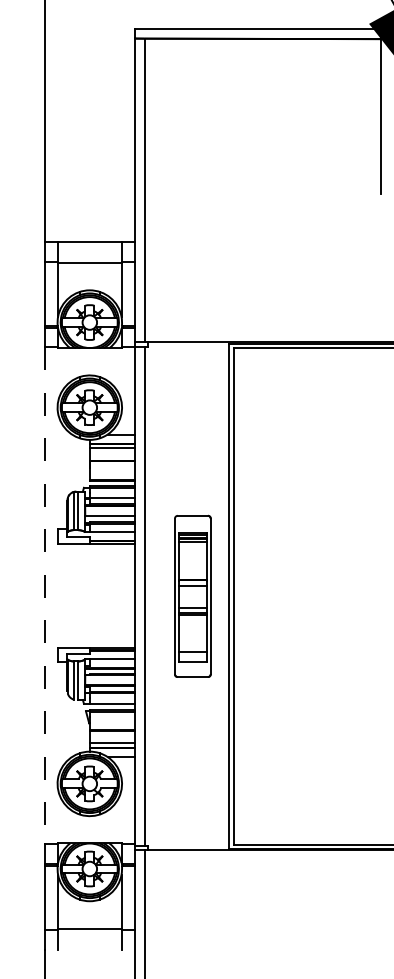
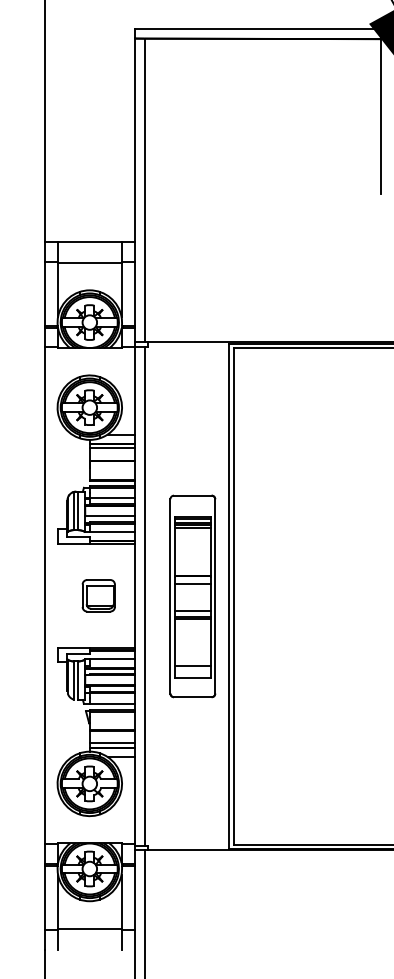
part: none -> present (98, 595)
part size: 38x164 px -> 48x205 px (192, 596)
line: dashed -> solid (45, 596)
